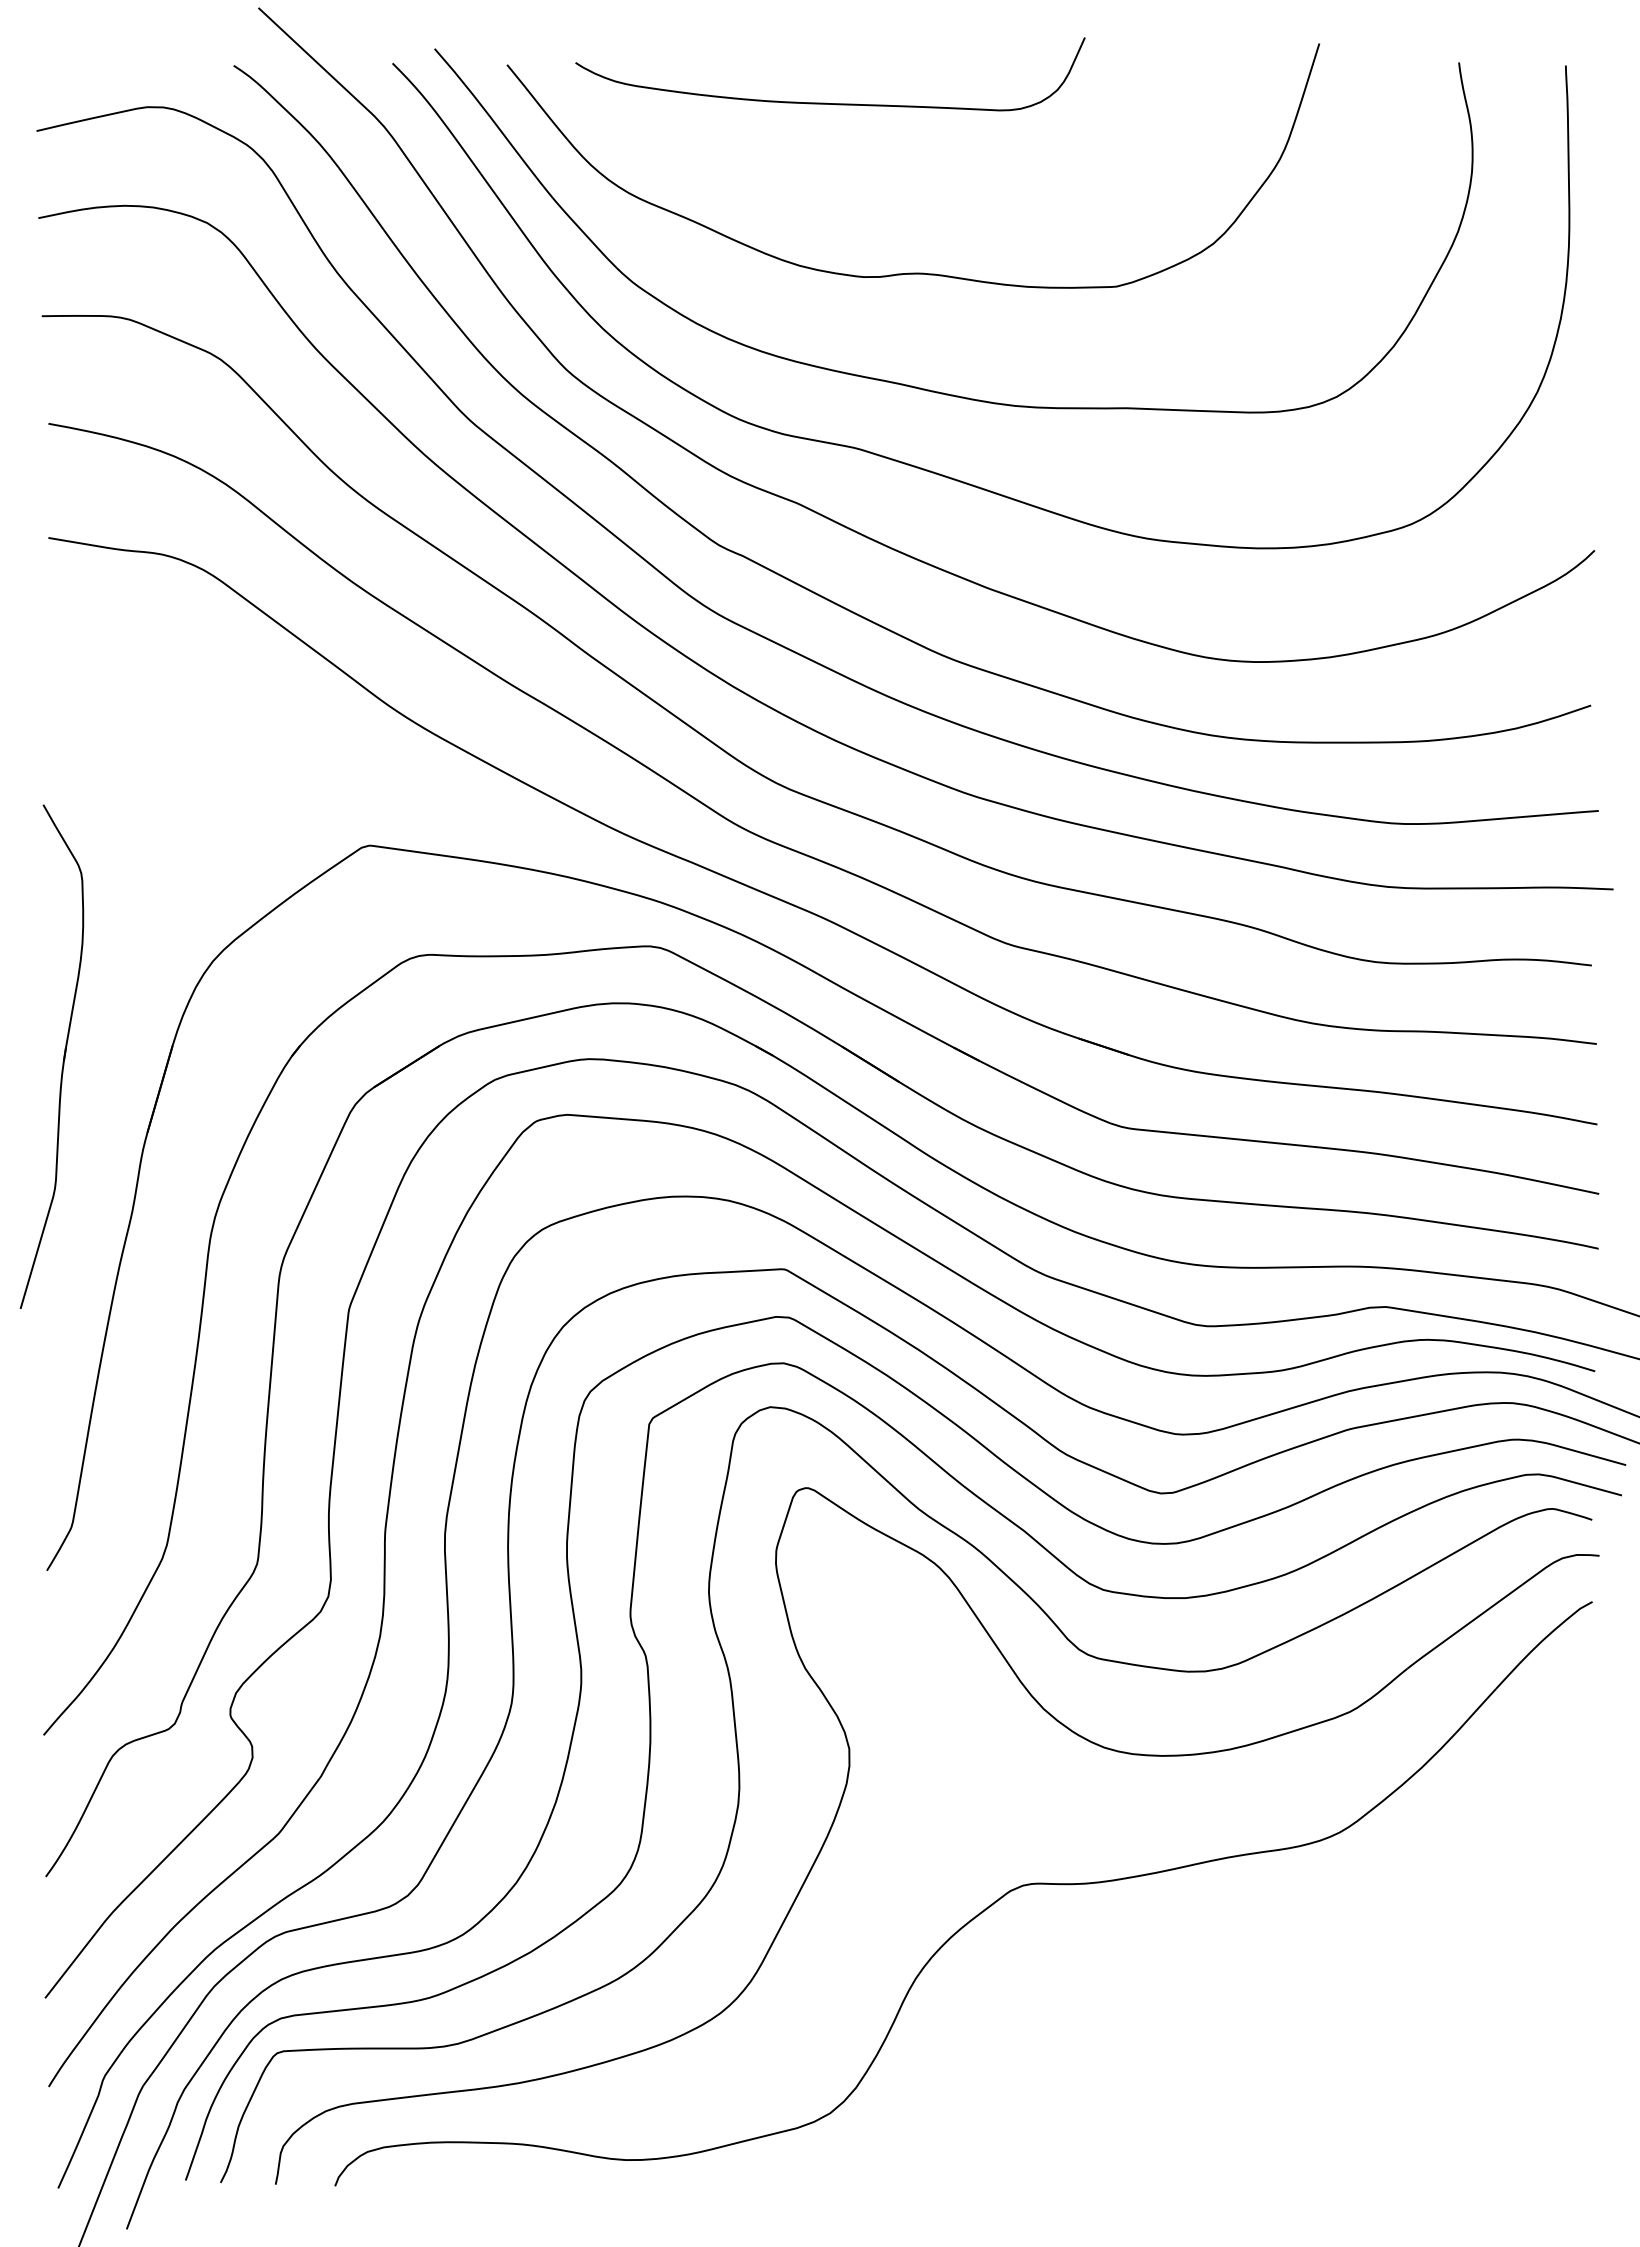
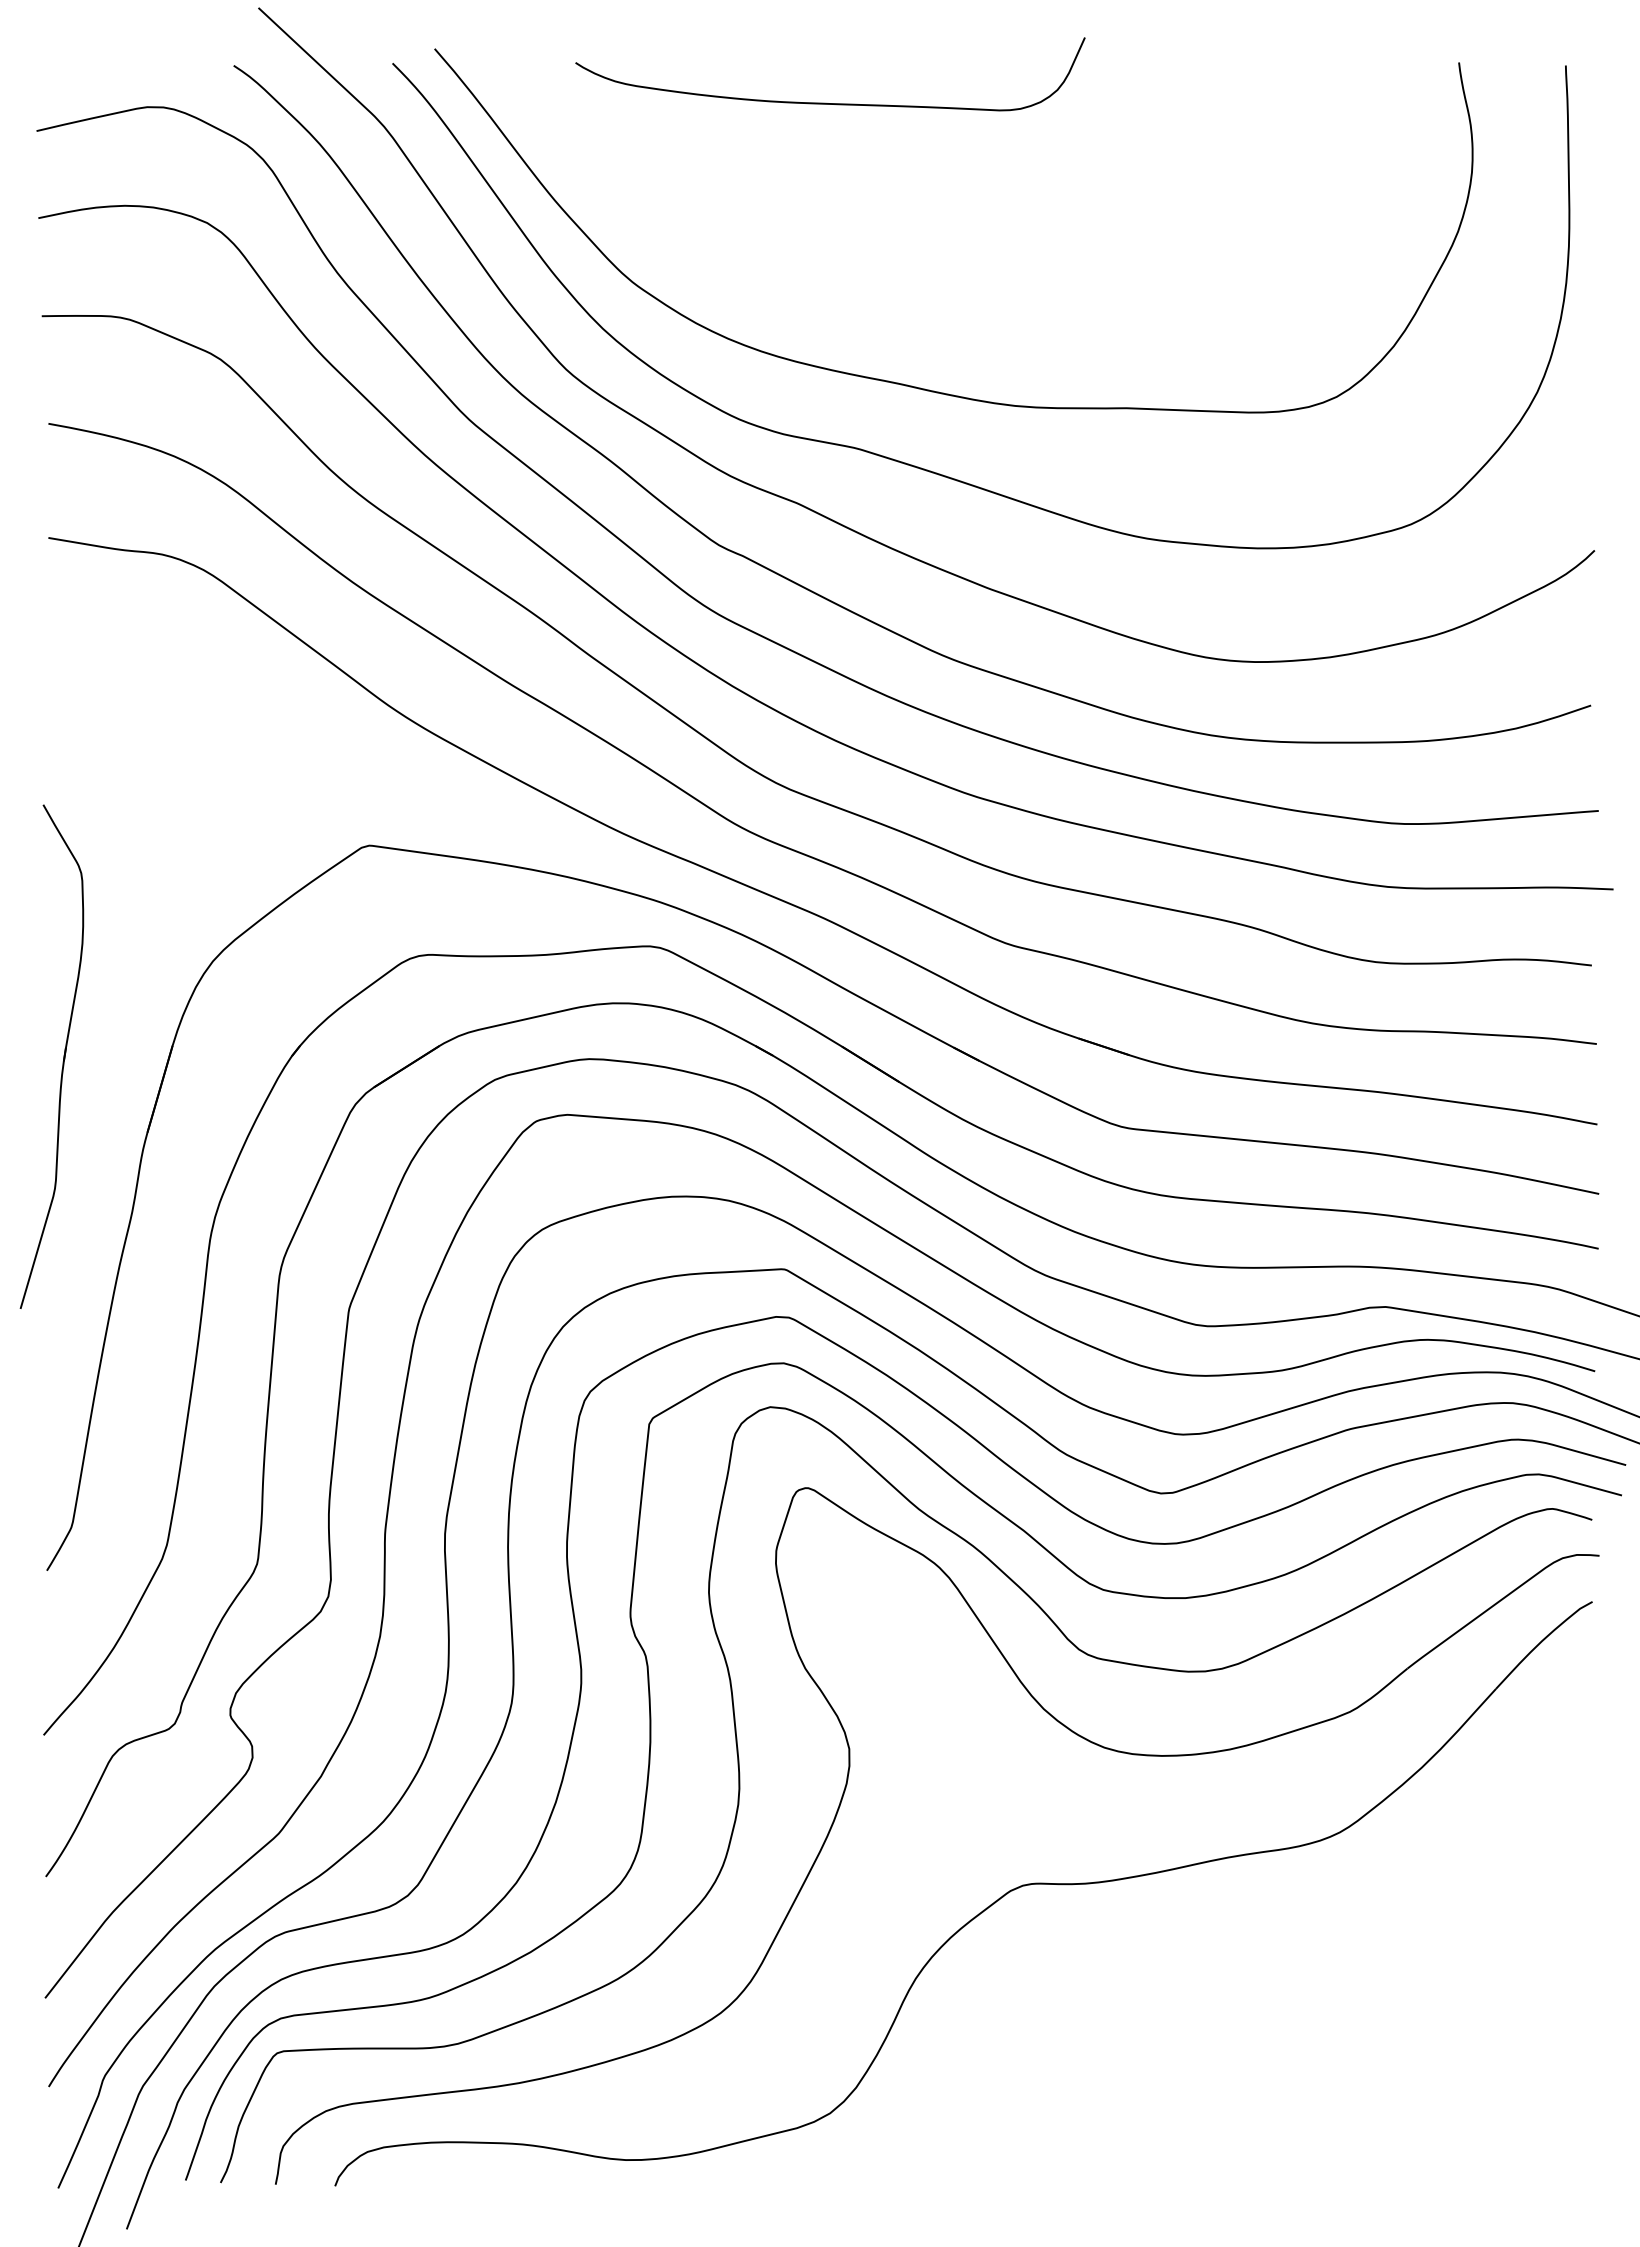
curve: present -> none (913, 272)
